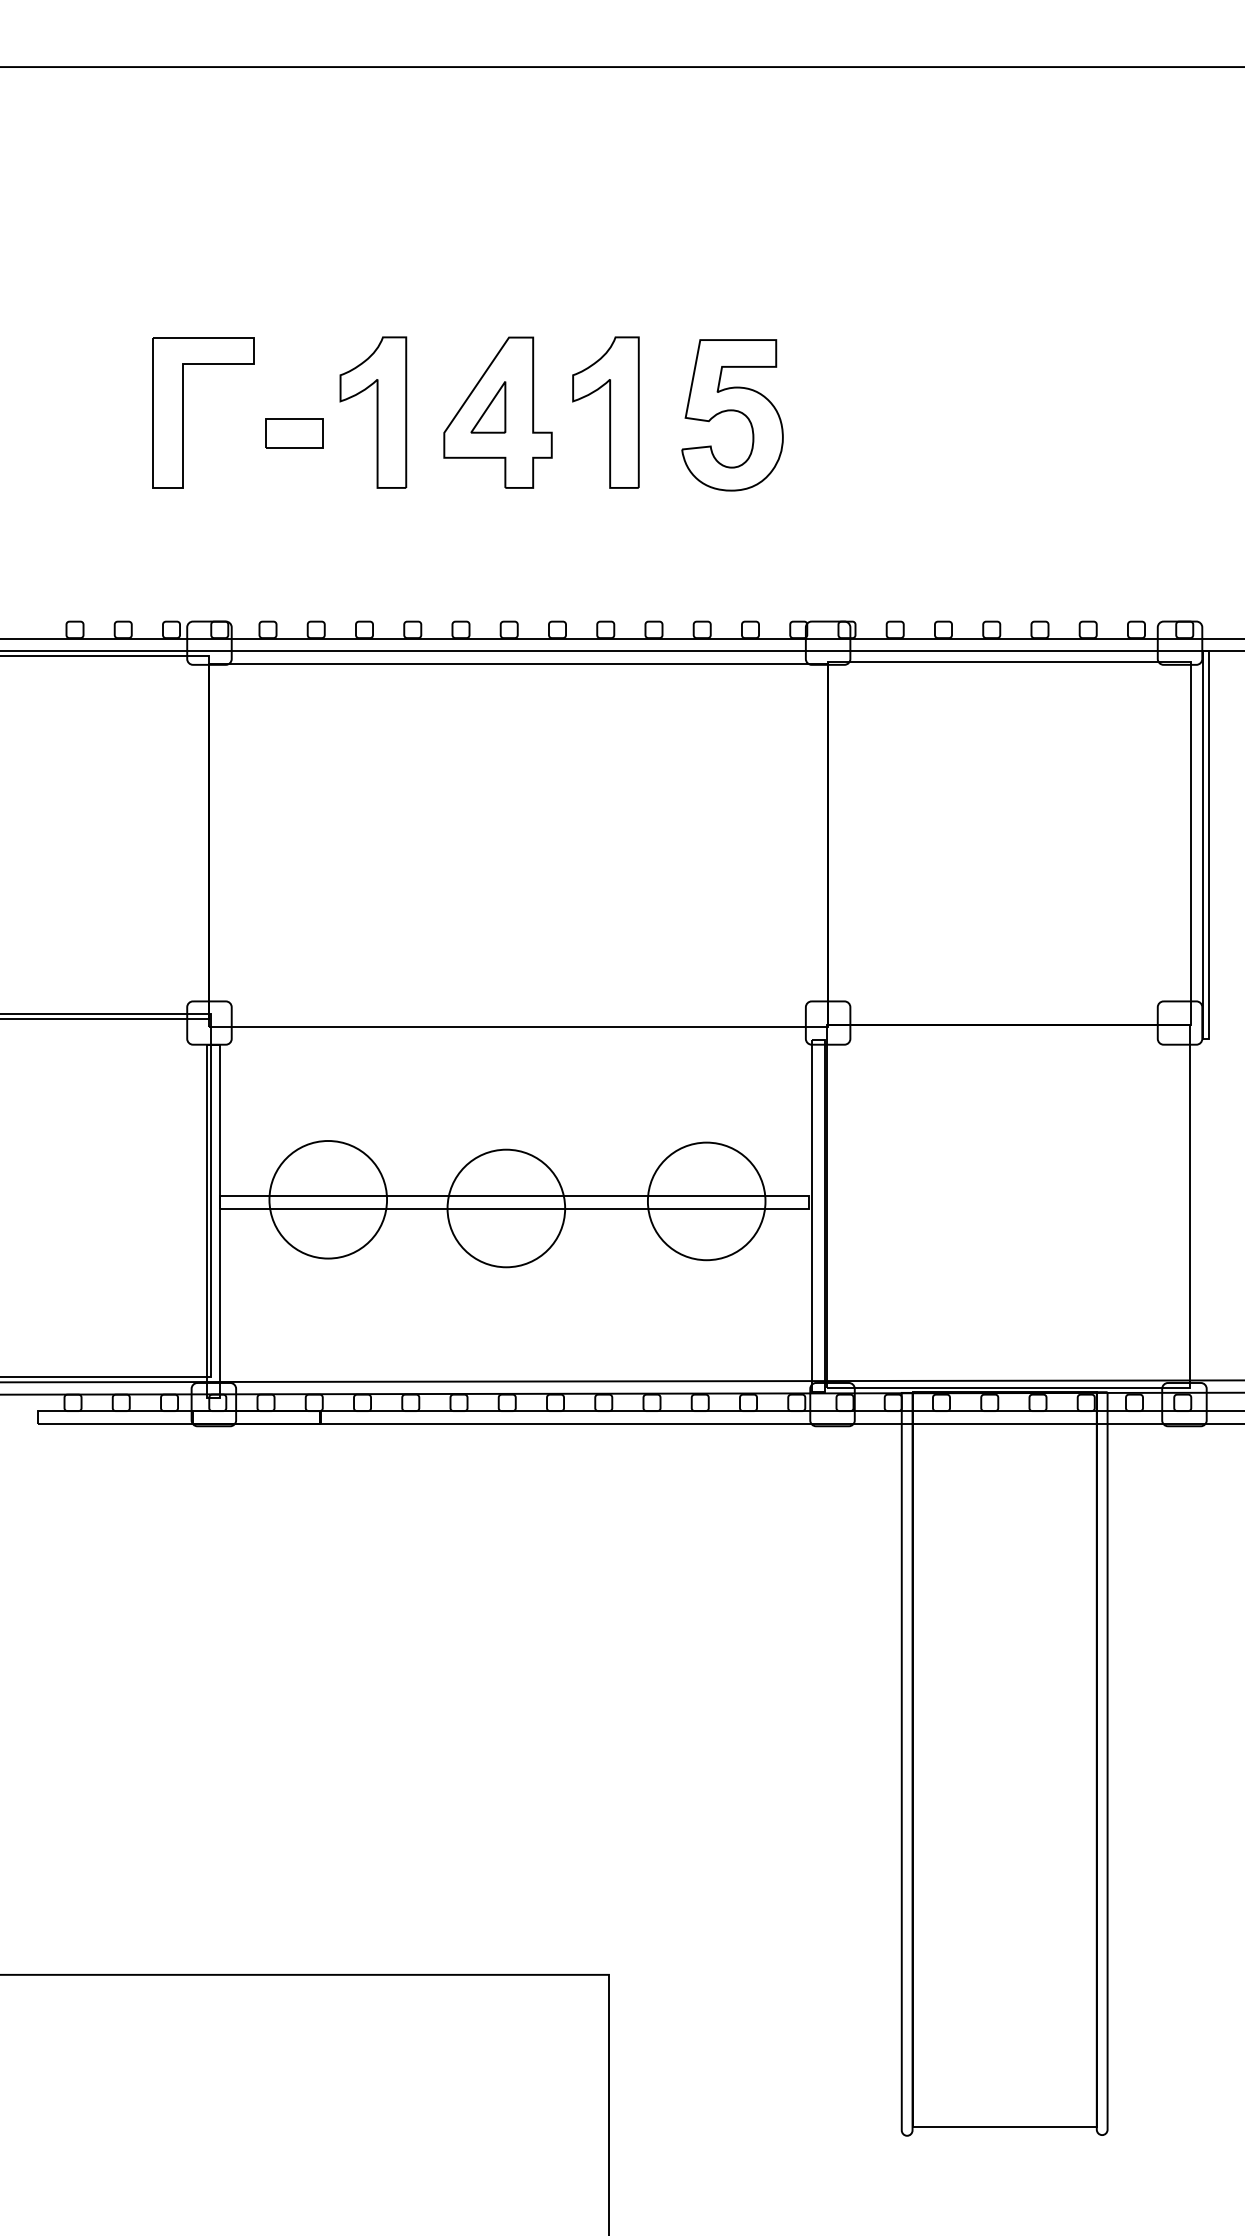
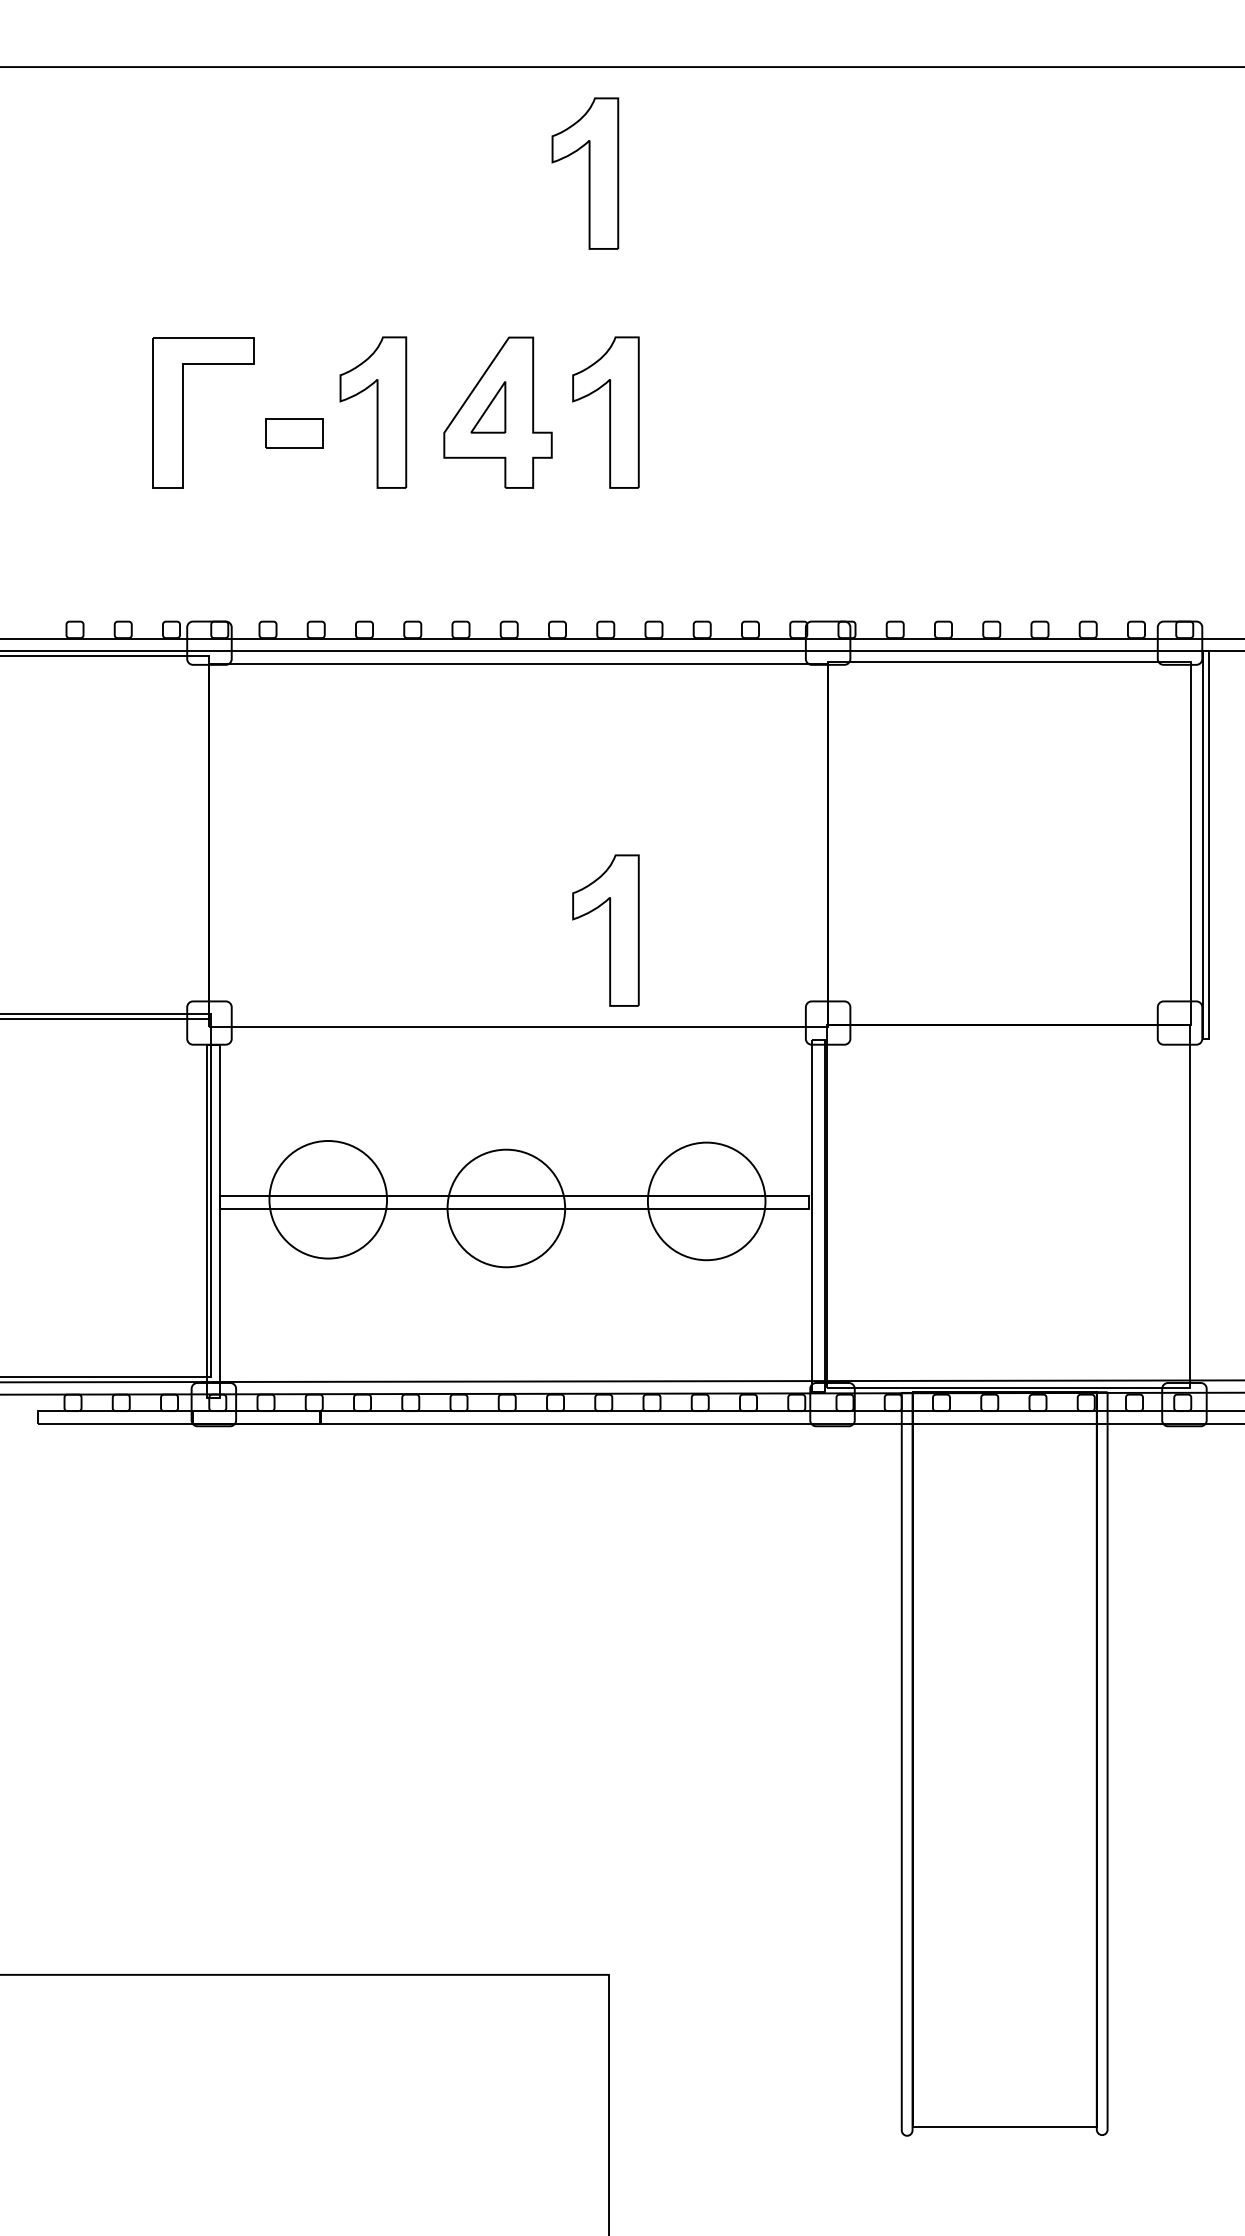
part: none -> present (585, 173)
part: present -> none (732, 415)
part: none -> present (605, 930)
